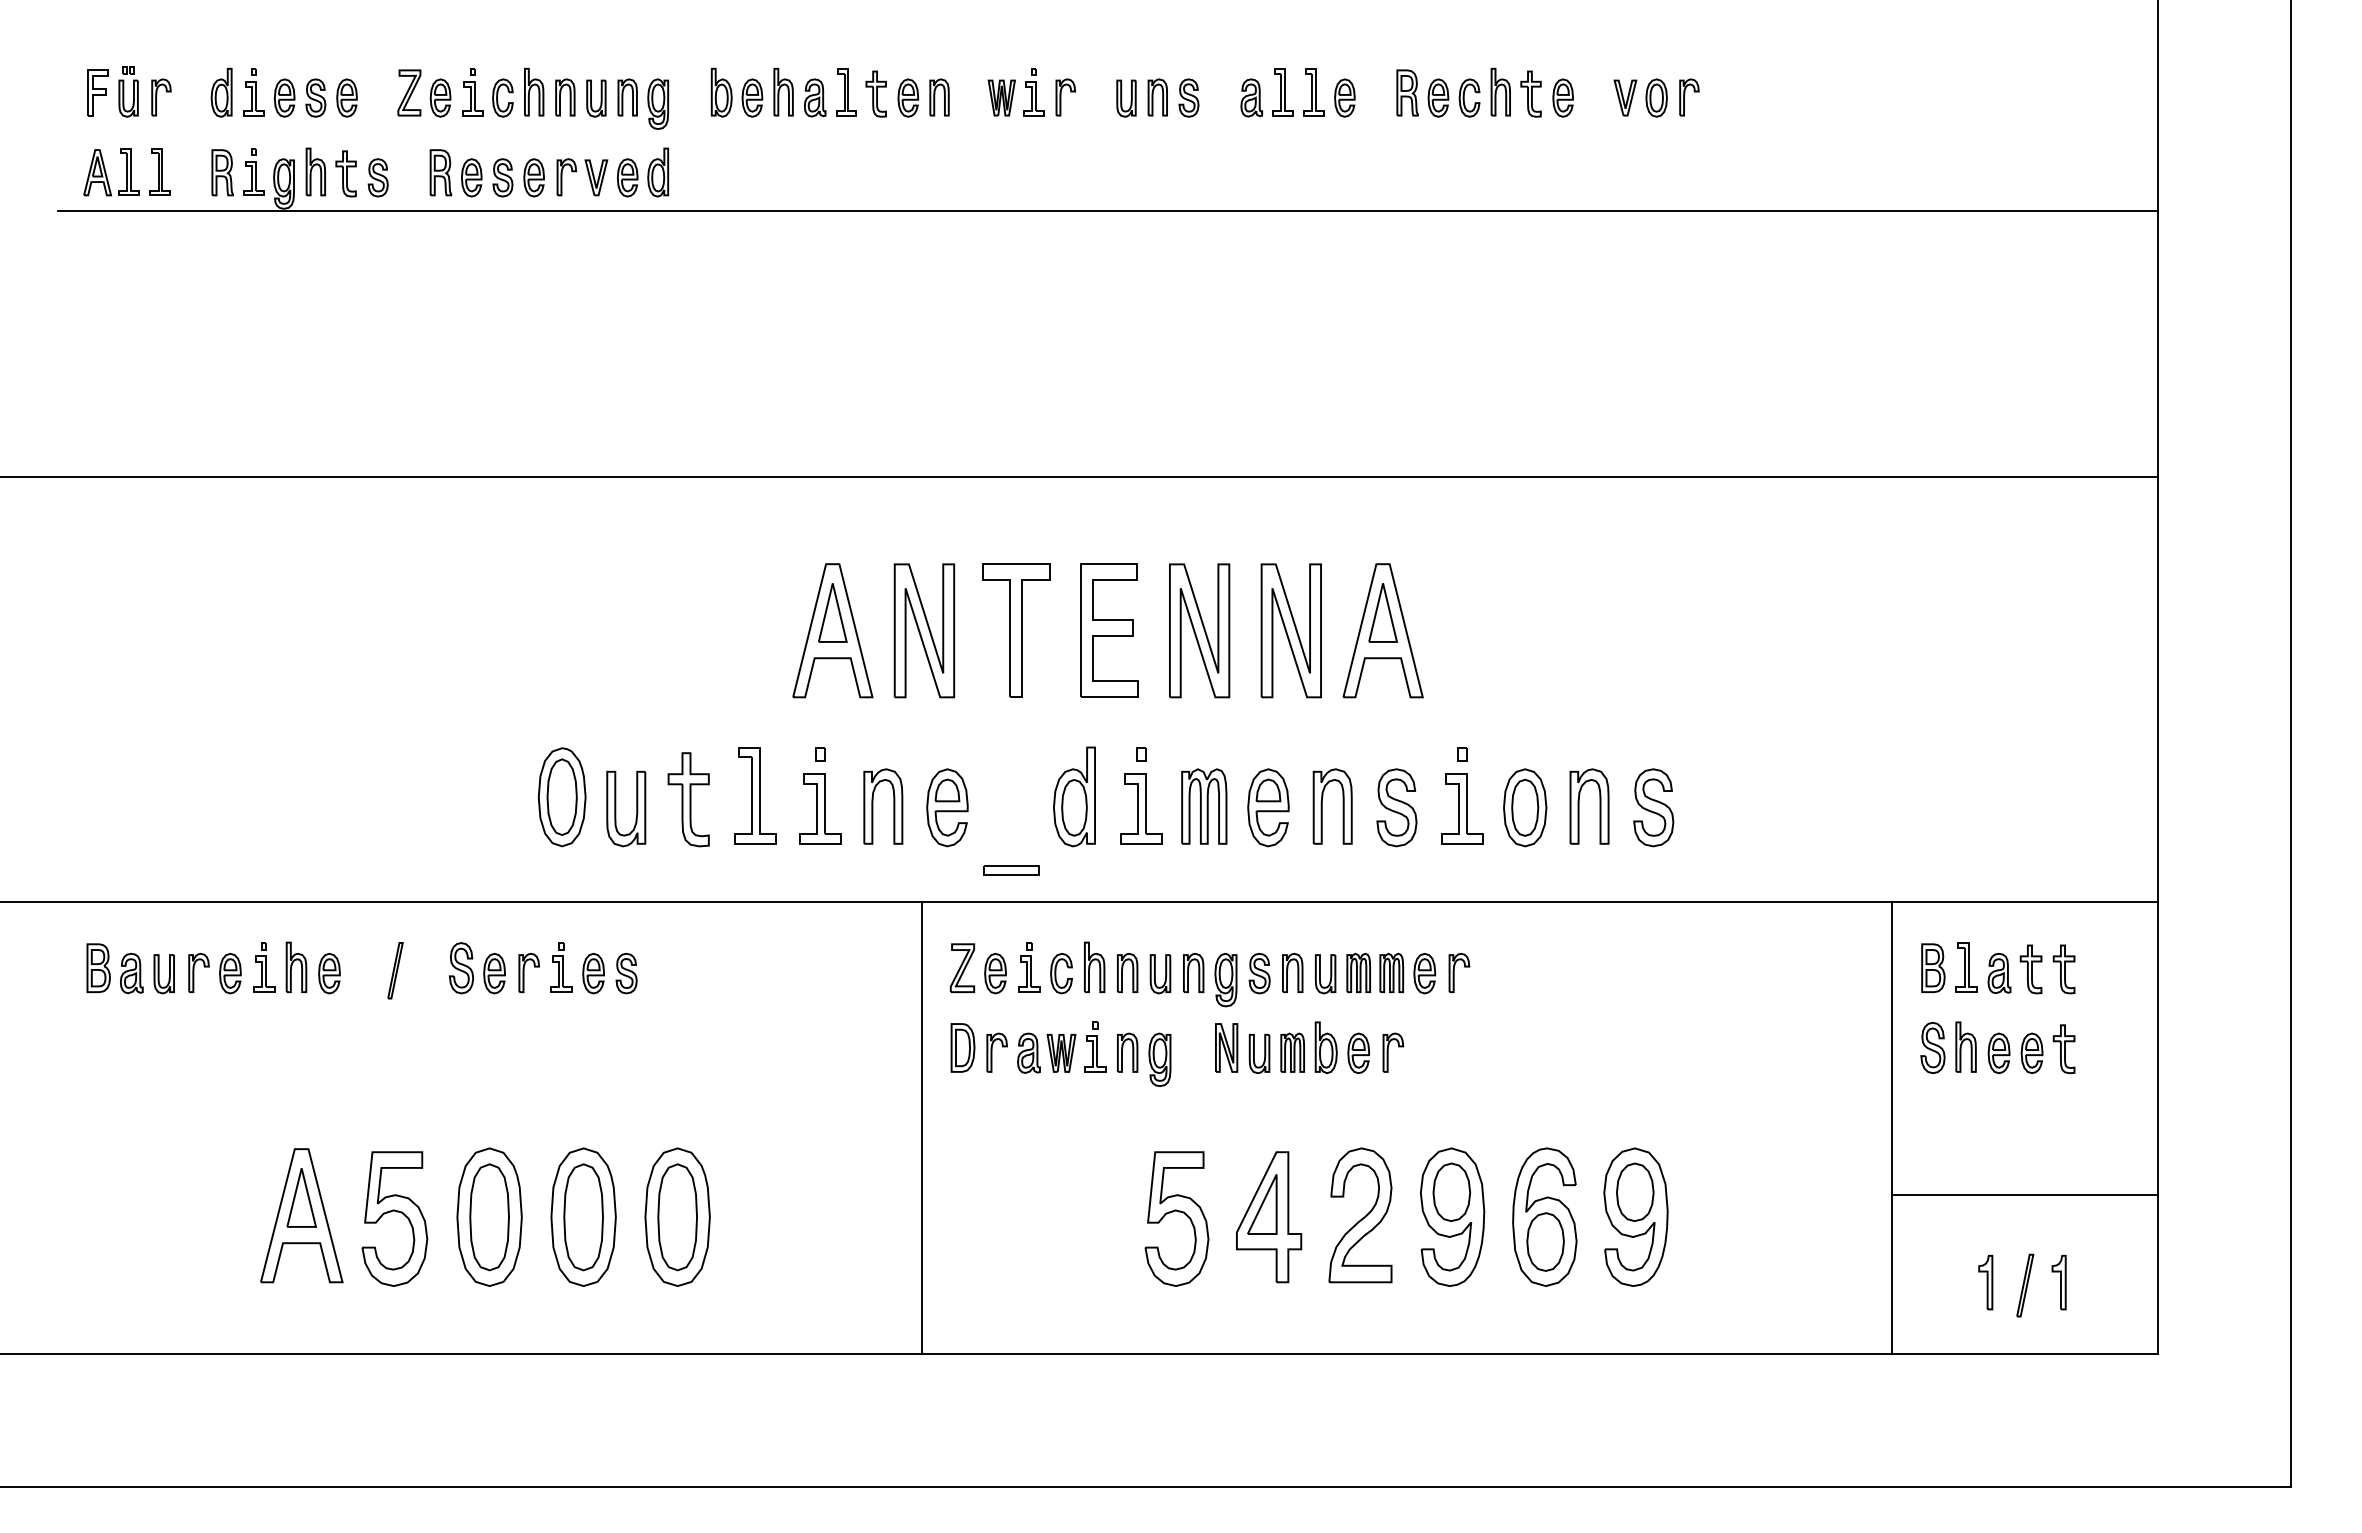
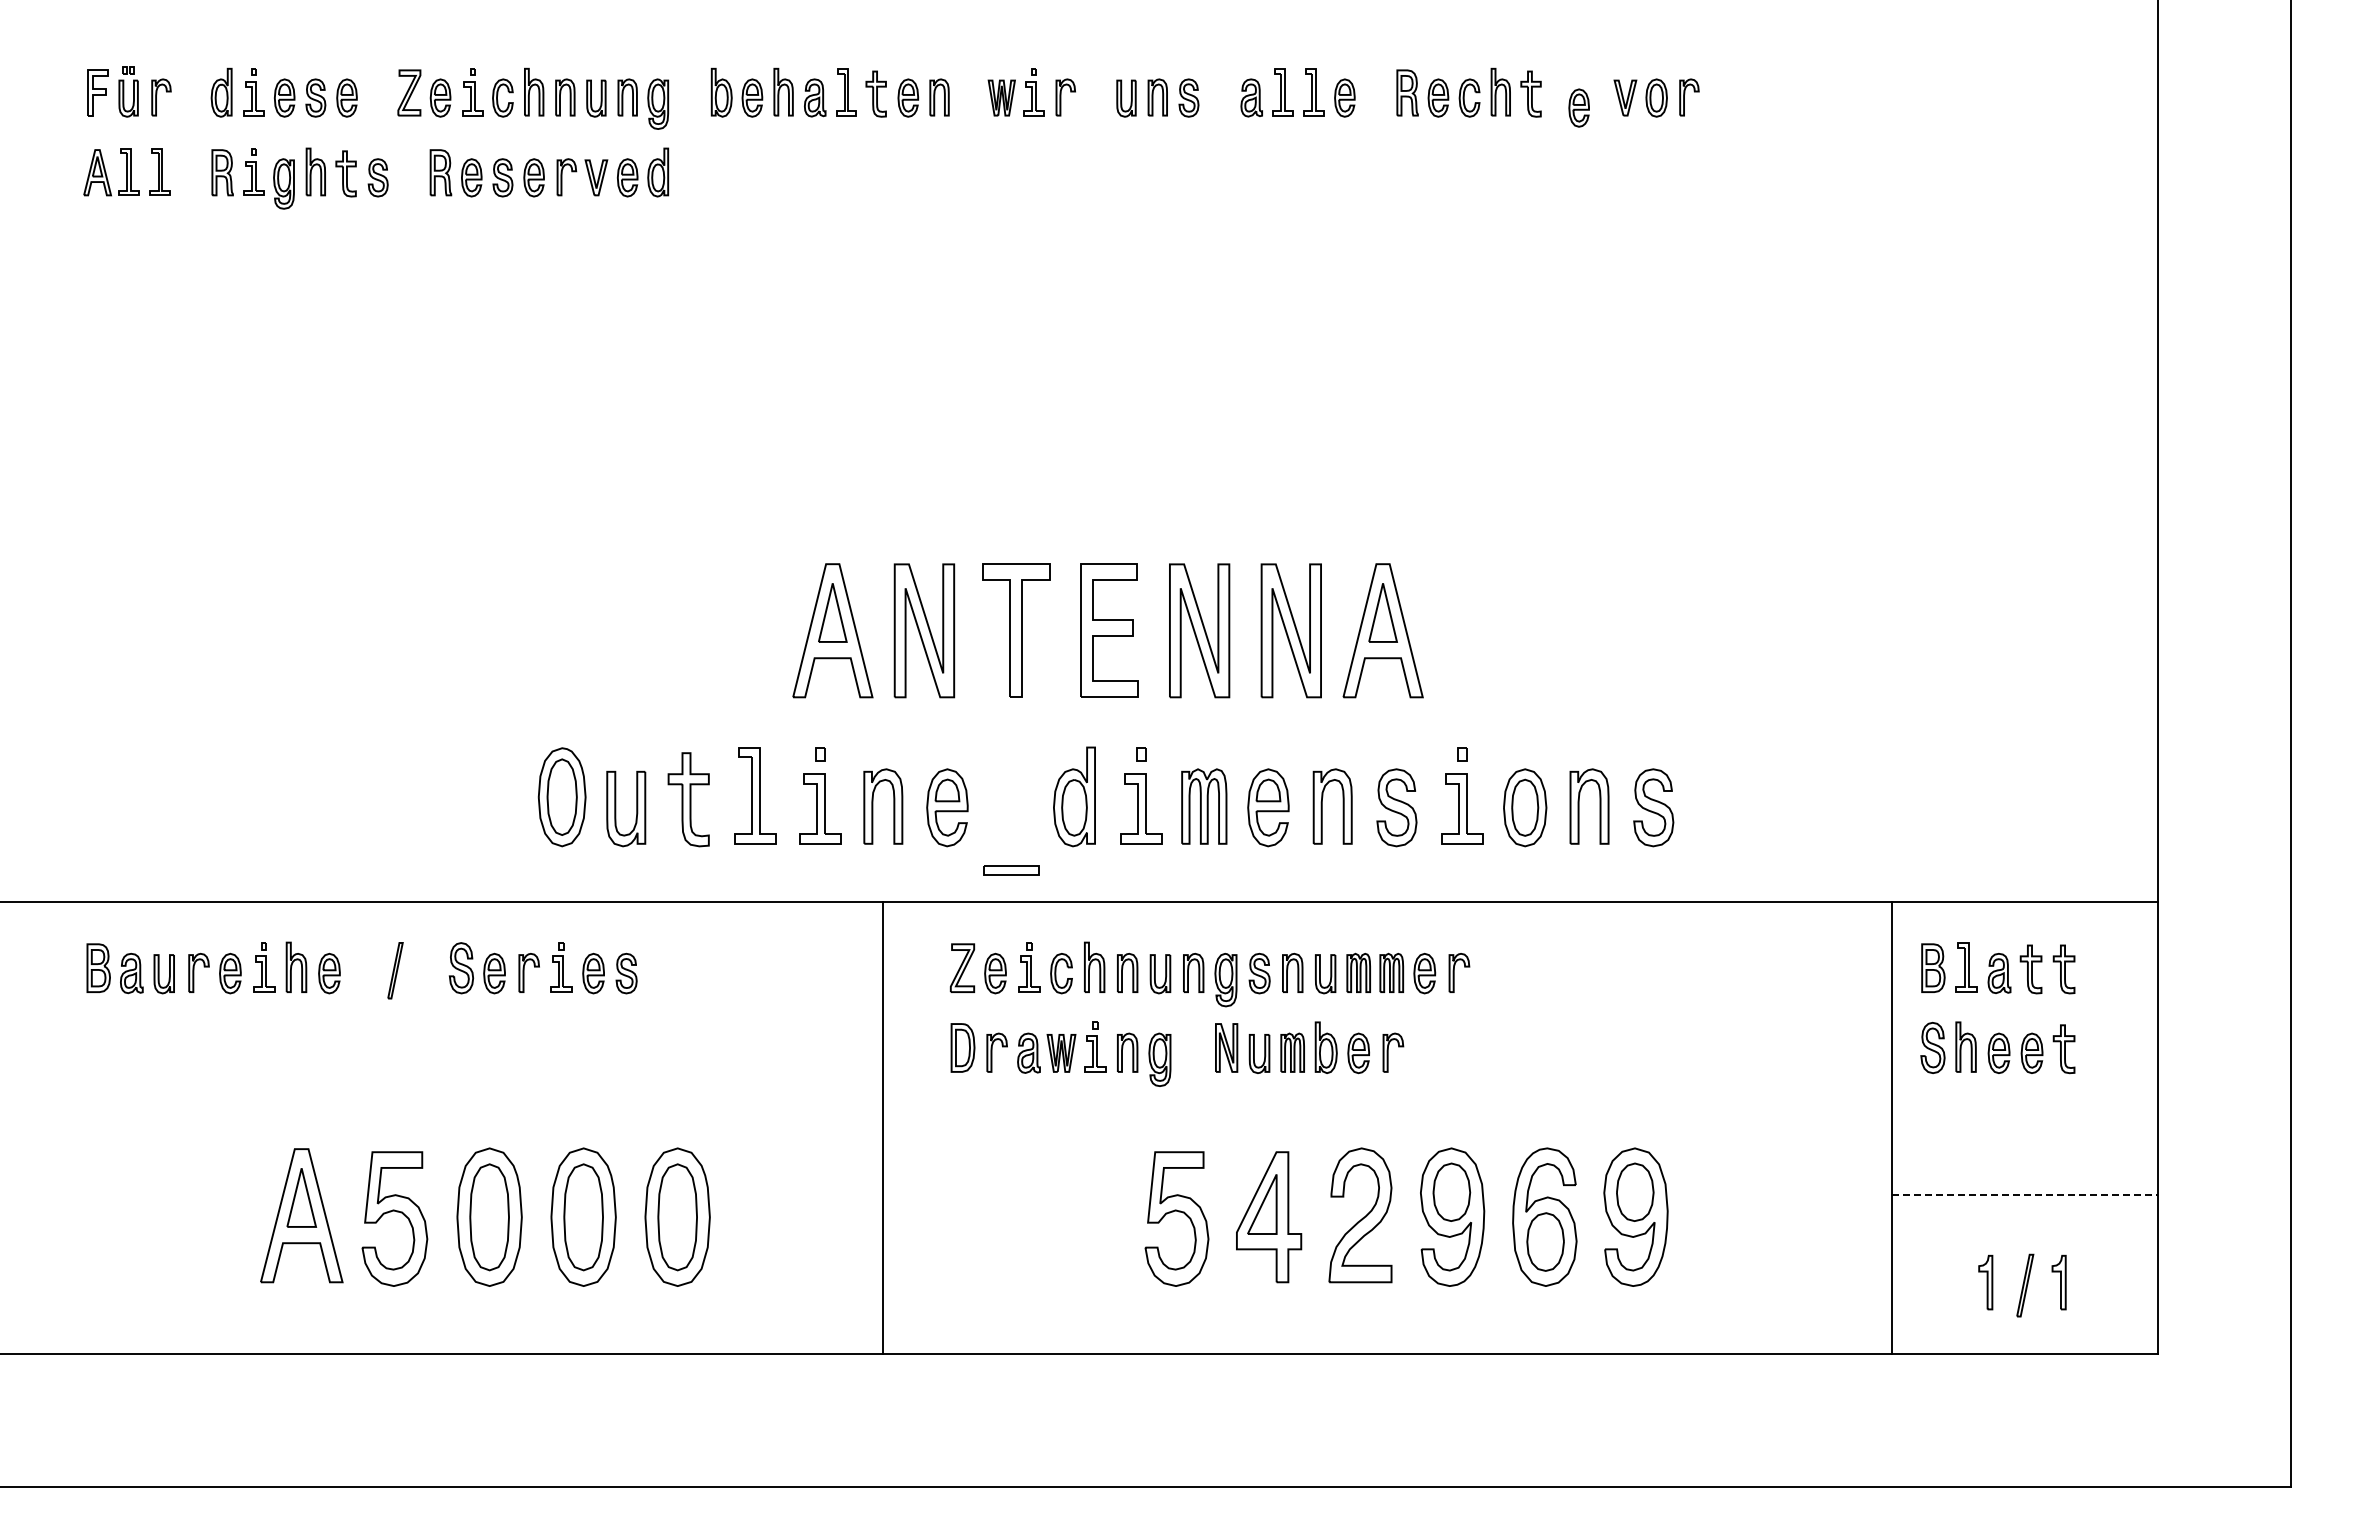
part position: (1562, 97) -> (1578, 107) (1578, 107)
line: present -> none (1107, 210)
line: present -> none (1080, 476)
line position: (921, 1128) -> (882, 1128) (882, 1128)
line: solid -> dashed (2025, 1194)
